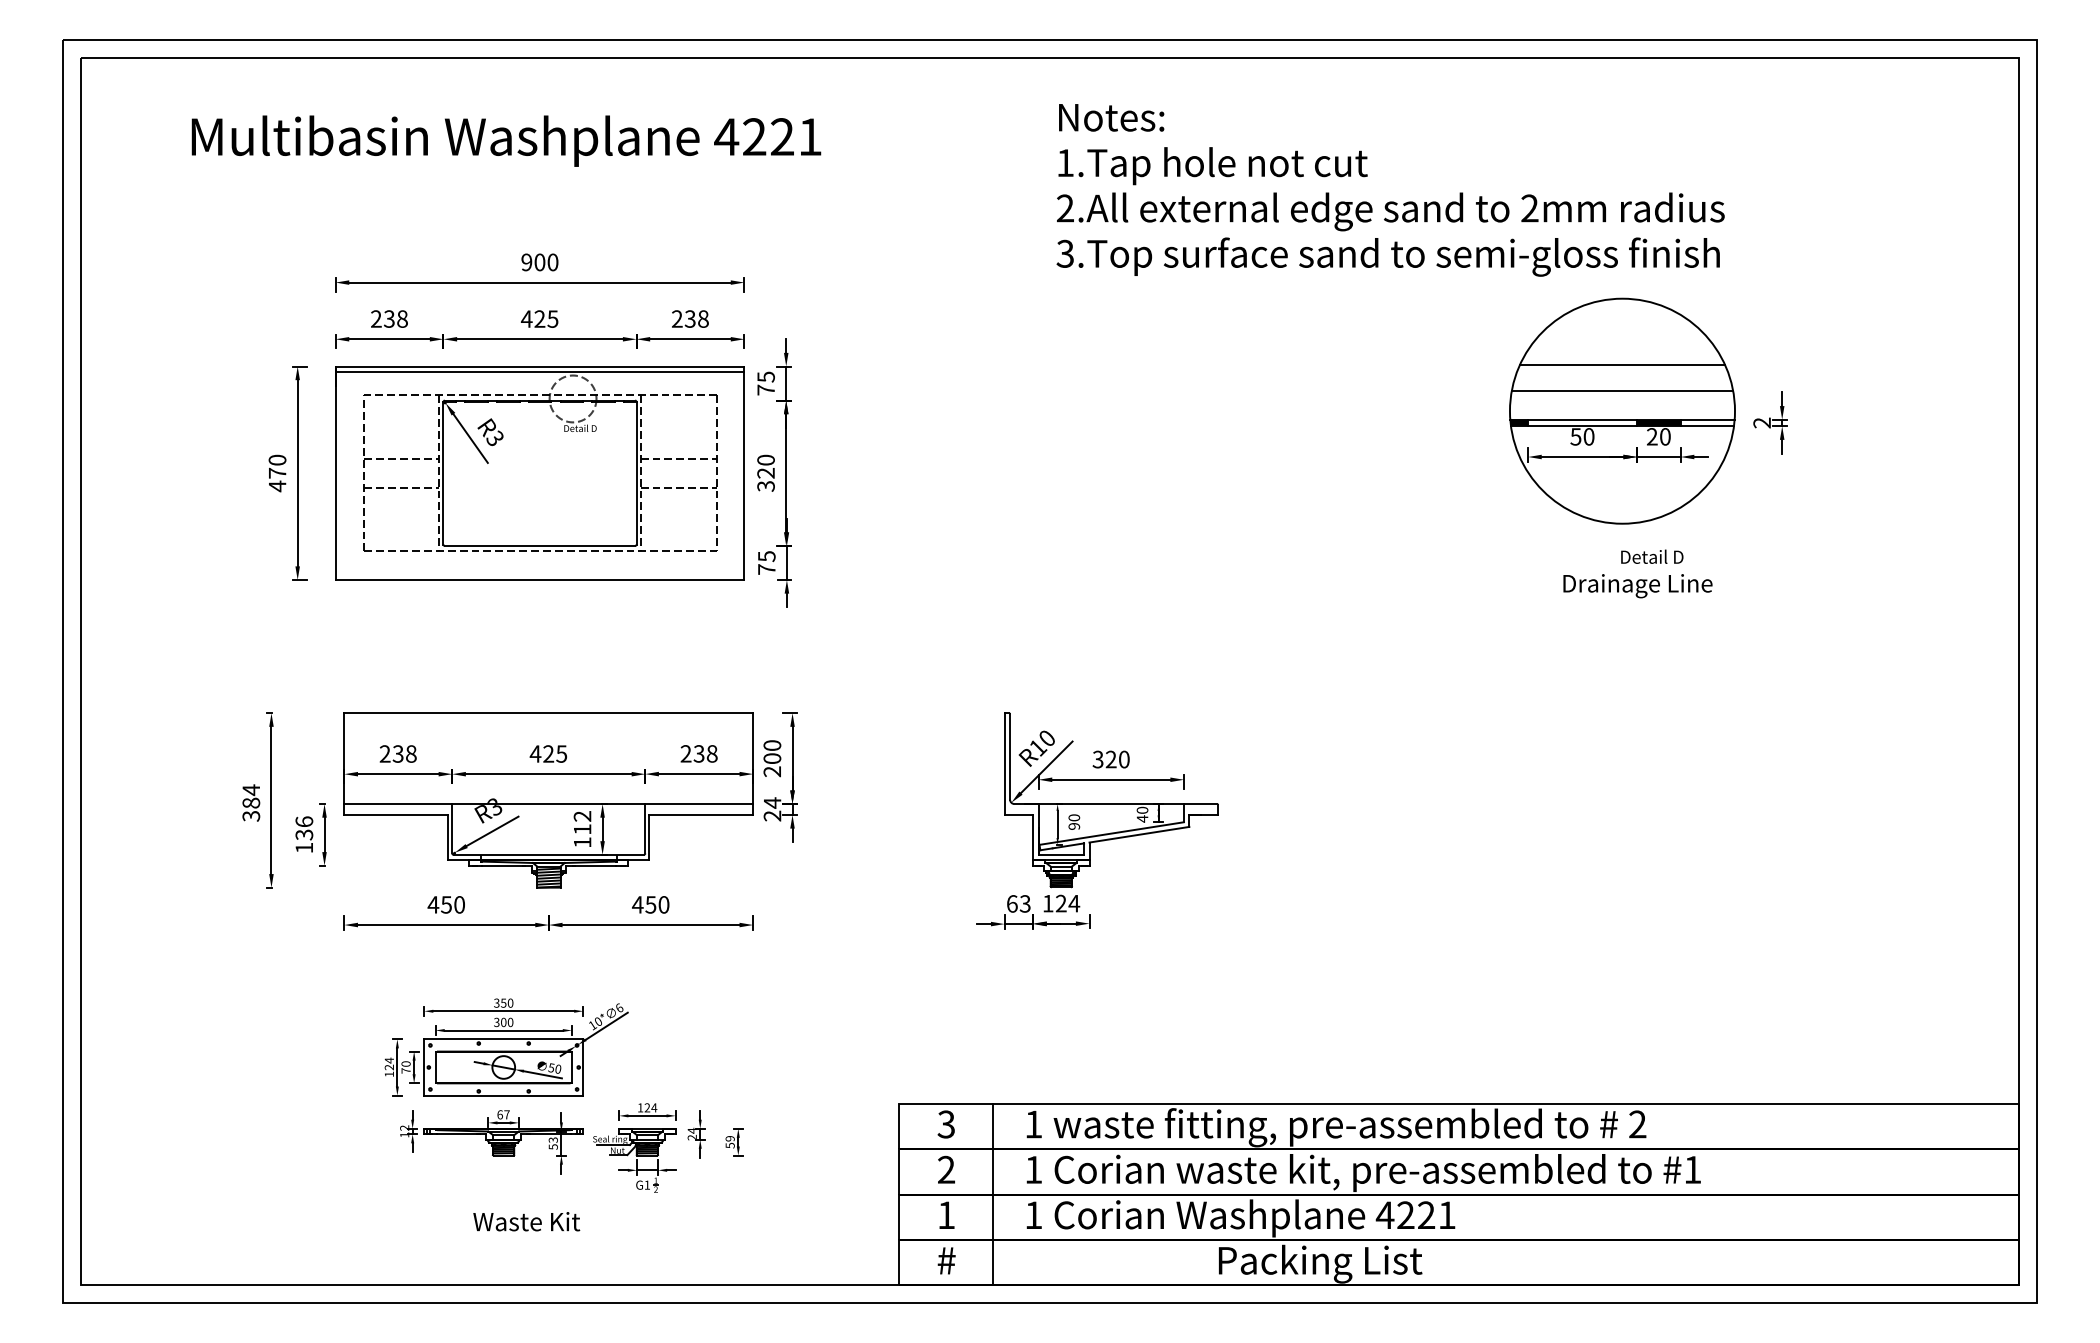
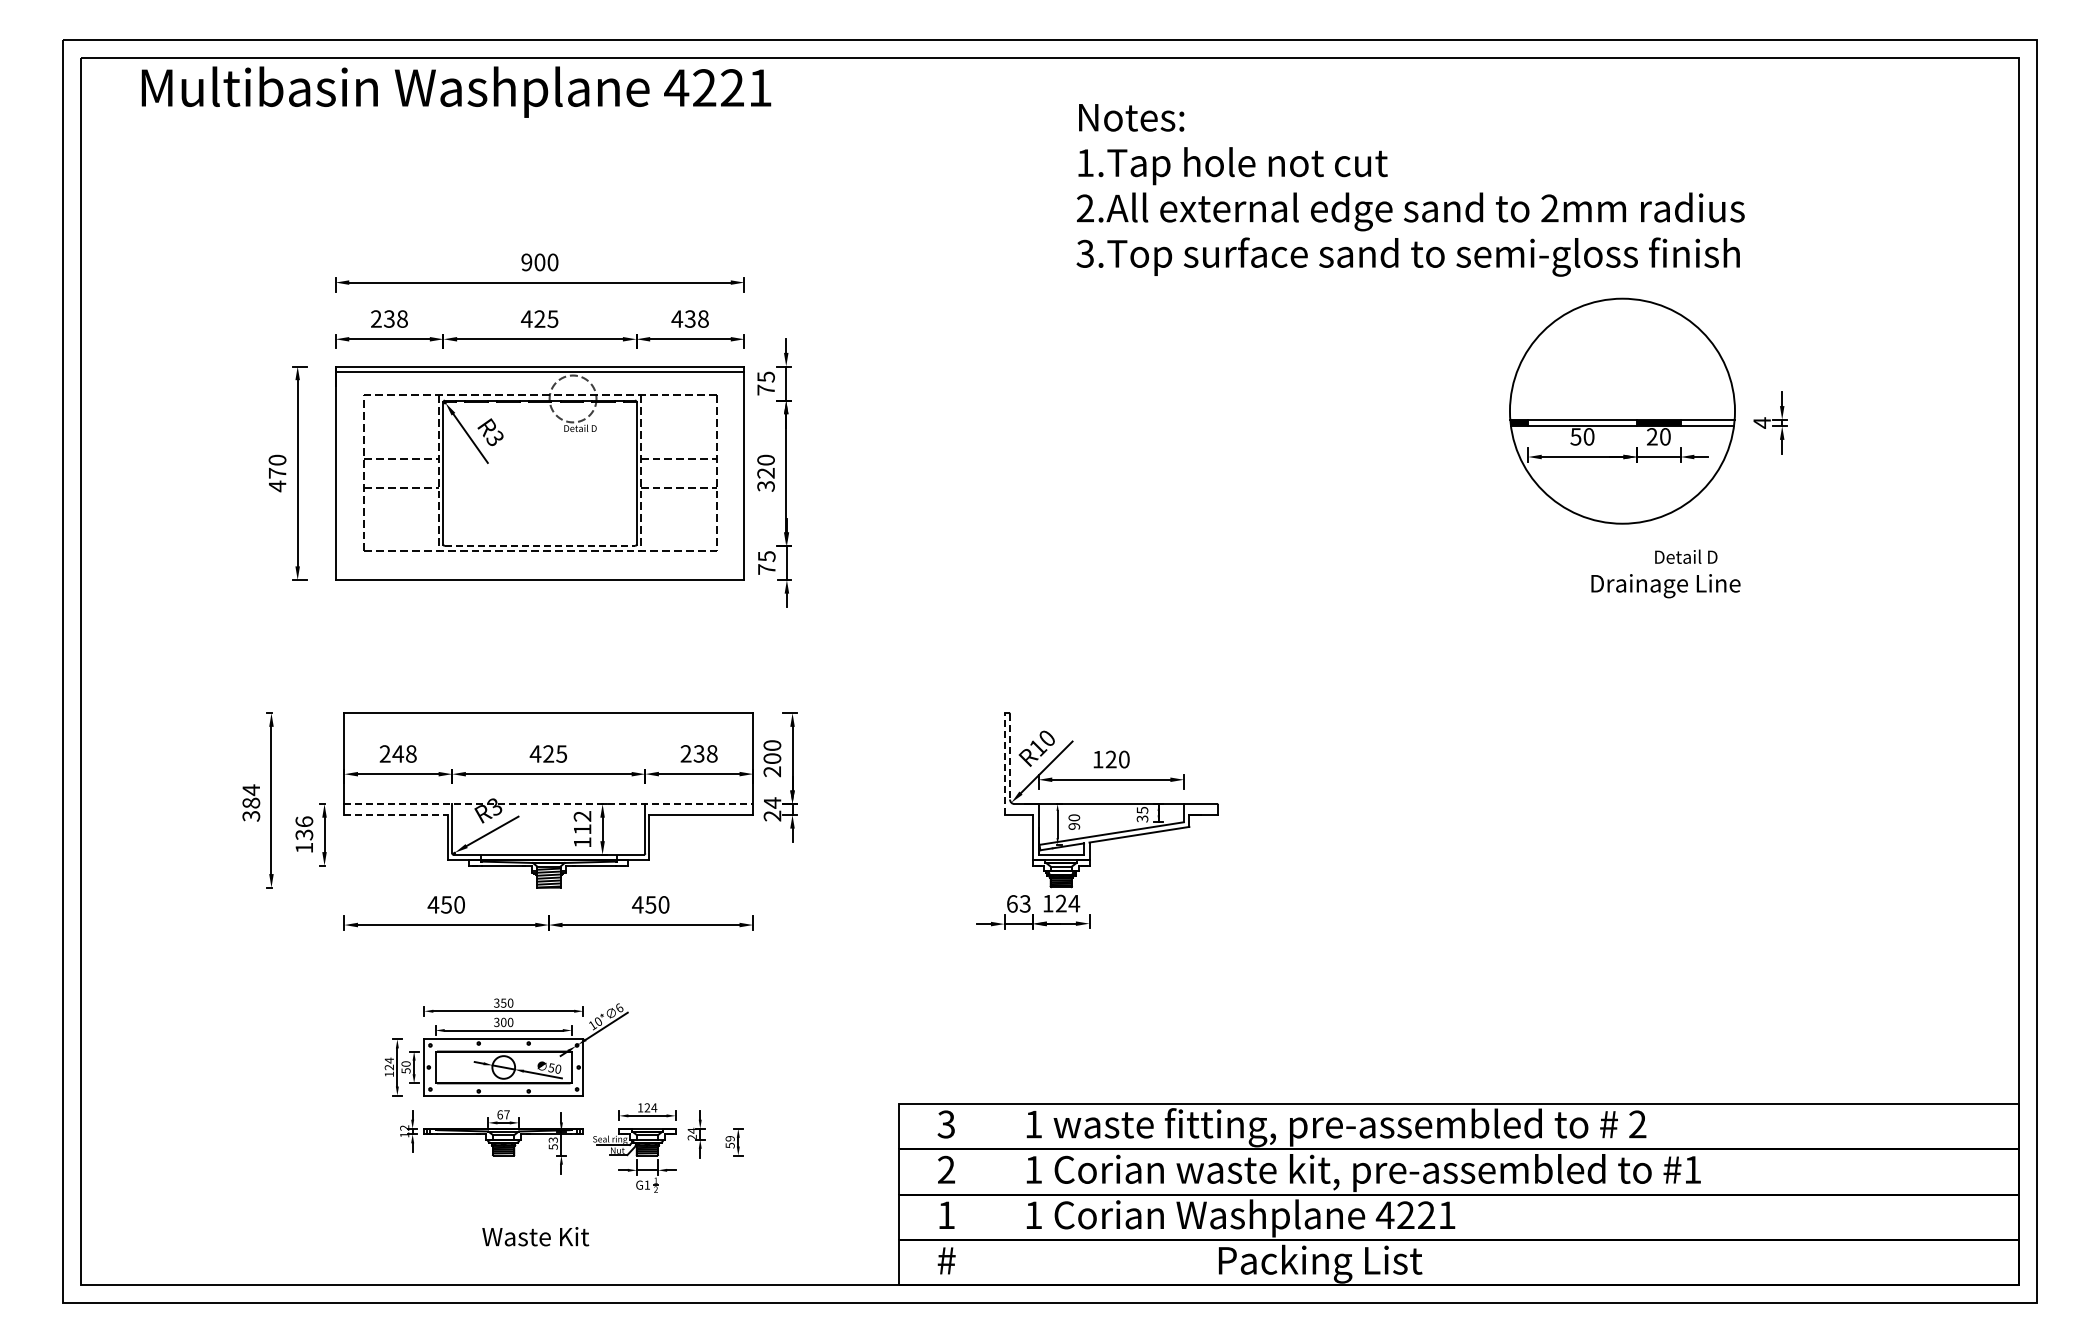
text position: (506, 140) -> (456, 91) (456, 91)
text position: (1390, 190) -> (1410, 190) (1410, 190)
text: 238 -> 438 (677, 318)
line: present -> none (1622, 365)
line: present -> none (1622, 391)
text: 2 -> 4 (1761, 422)
line: solid -> dashed (540, 545)
text position: (1652, 556) -> (1686, 556) (1686, 556)
text position: (1637, 586) -> (1665, 586) (1665, 586)
text: 238 -> 248 (398, 753)
line: solid -> dashed (1010, 756)
text: 320 -> 120 (1097, 759)
line: solid -> dashed (1004, 764)
line: solid -> dashed (549, 804)
line: solid -> dashed (396, 814)
text: 40 -> 35 (1142, 814)
text: 70 -> 50 (405, 1070)
line: present -> none (992, 1194)
text position: (526, 1221) -> (535, 1236) (535, 1236)
